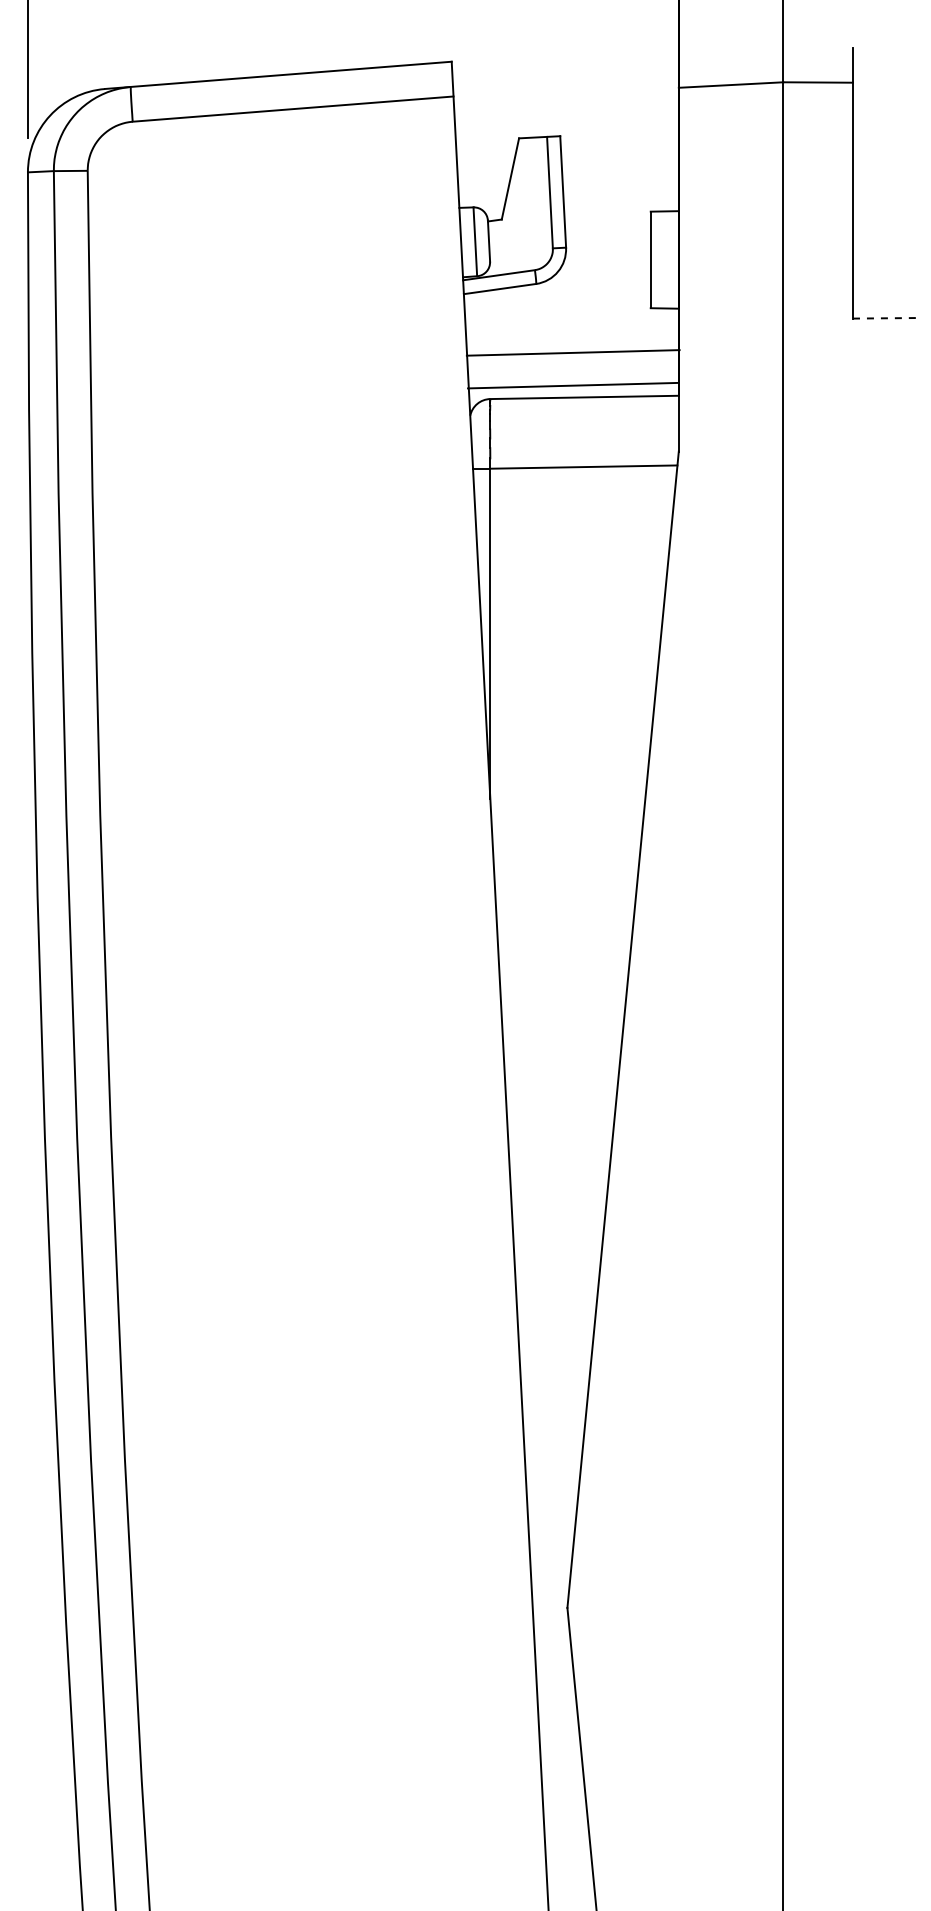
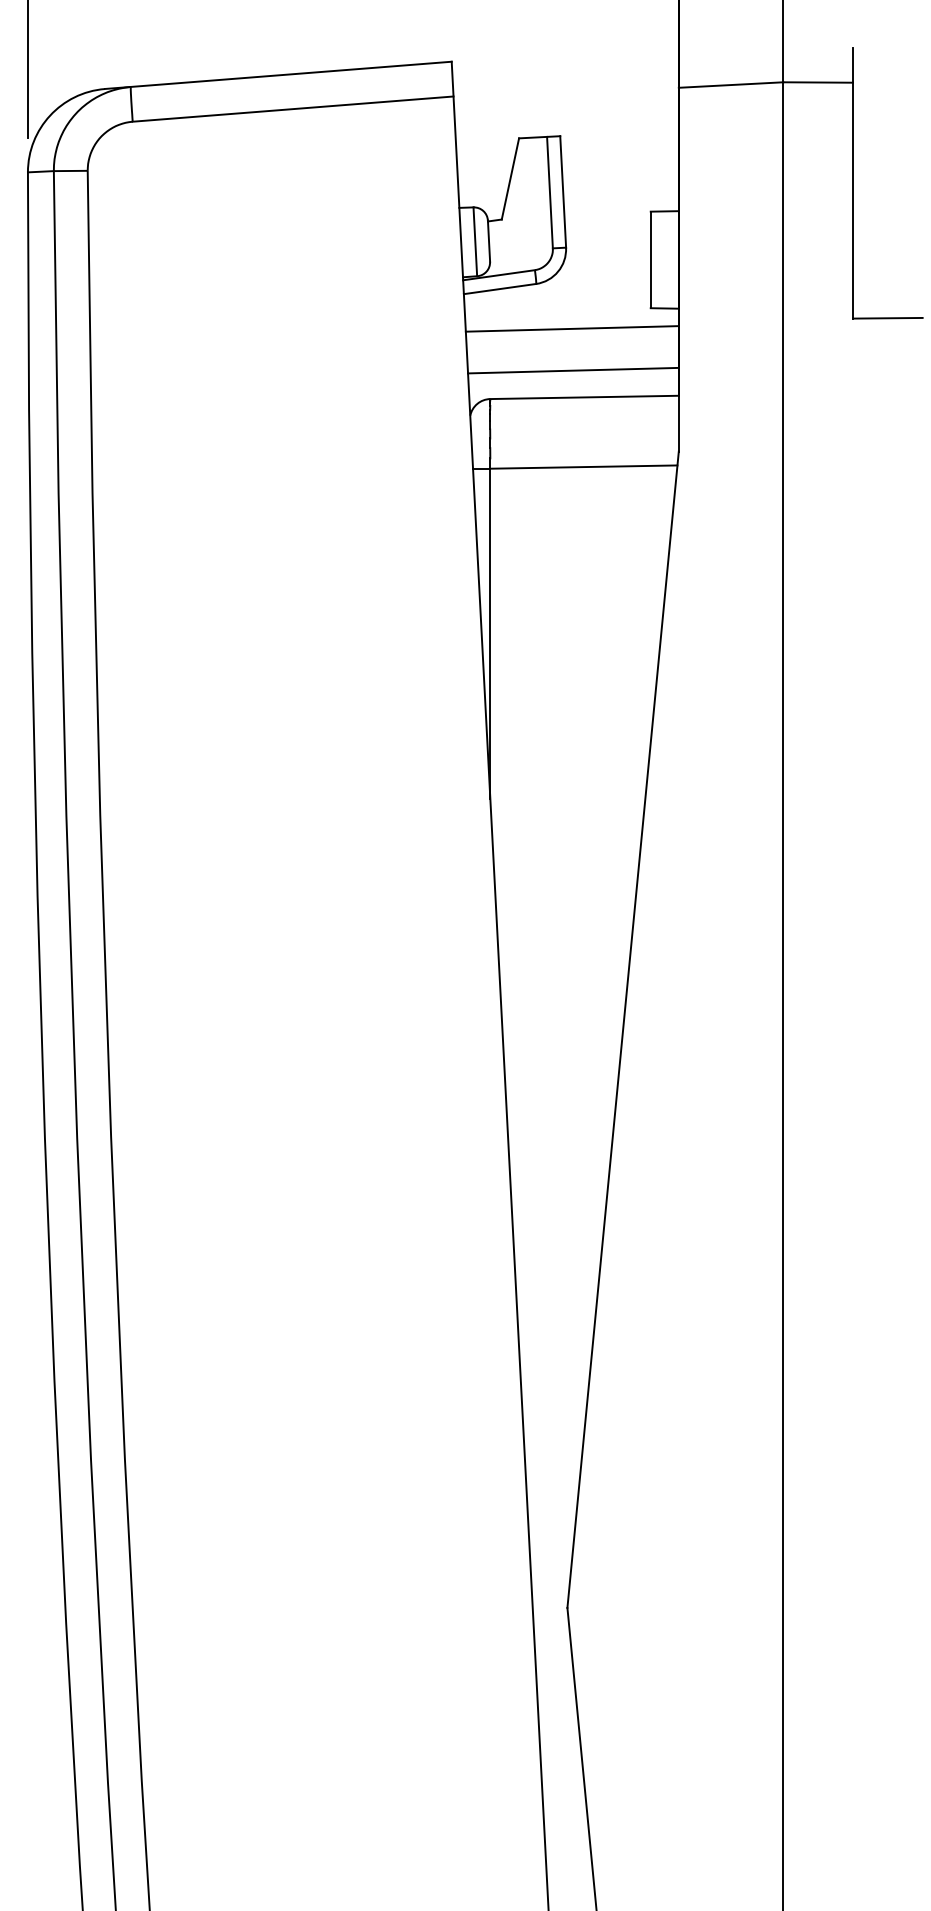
line: dashed -> solid (887, 318)
line position: (572, 352) -> (571, 328) (571, 328)
line position: (573, 385) -> (573, 370) (573, 370)
